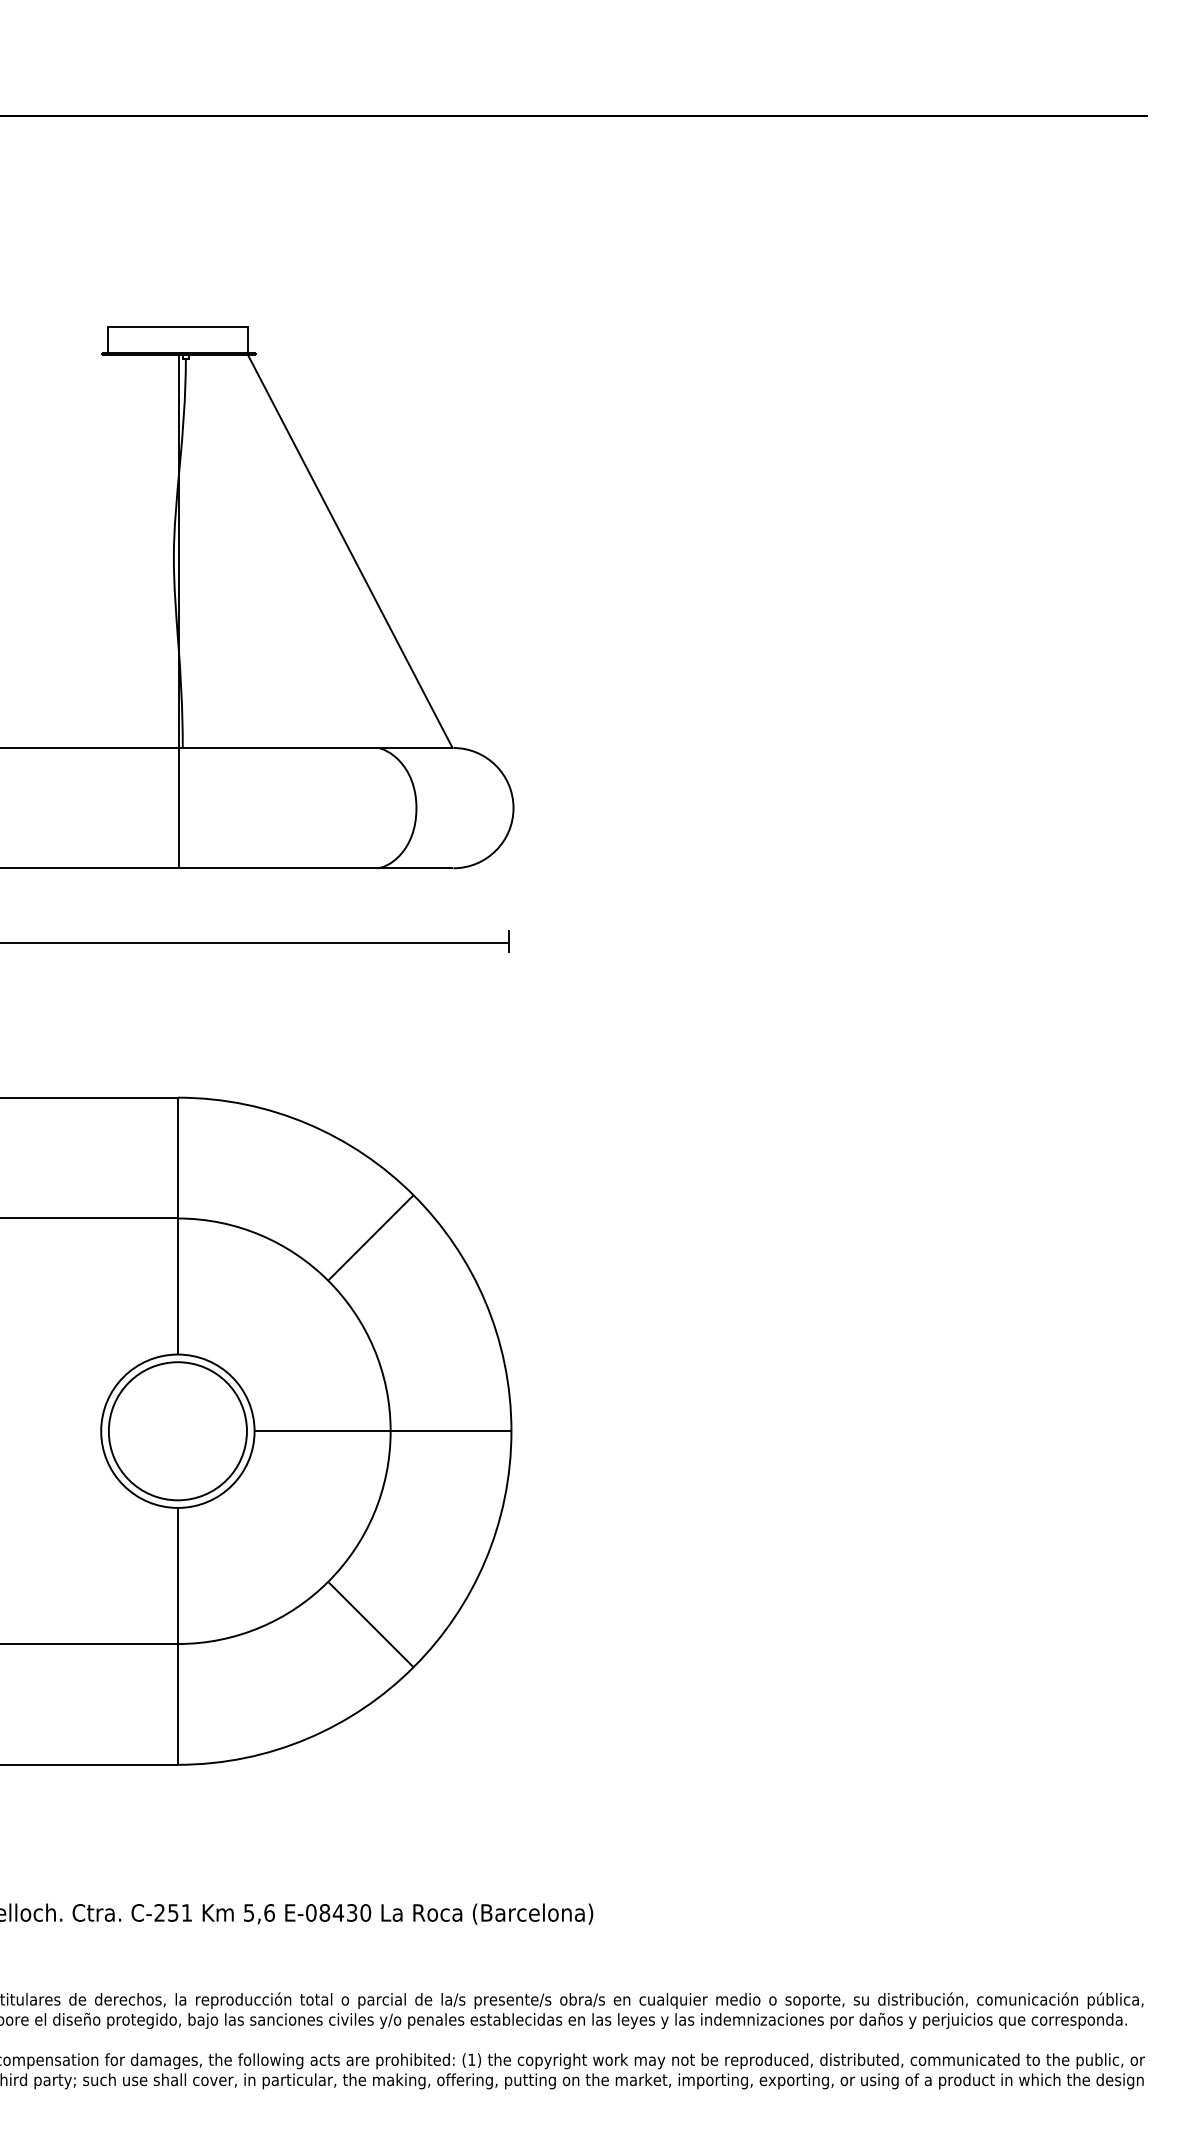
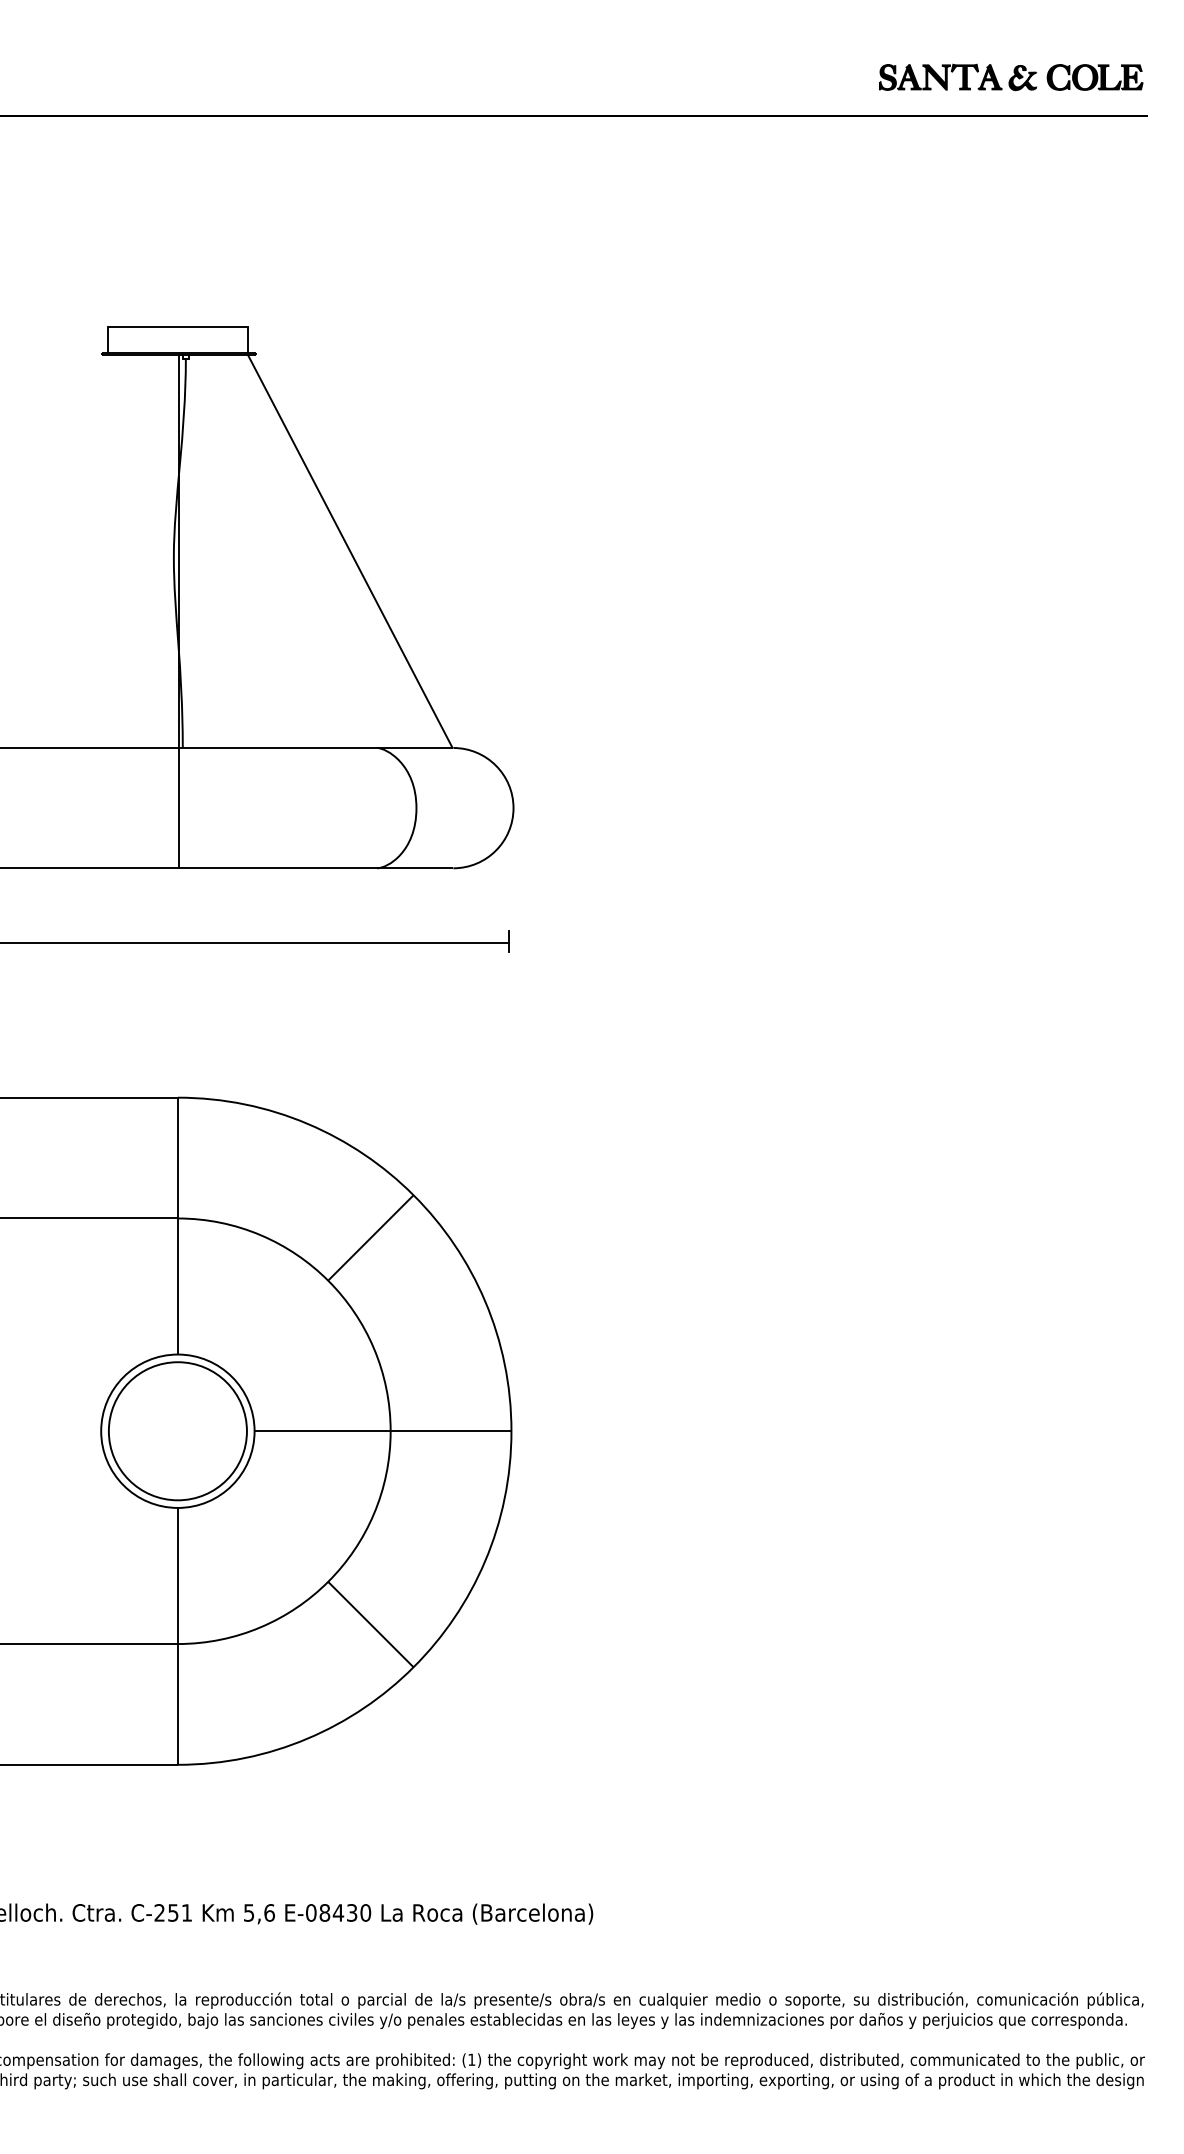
part: none -> present (1011, 77)
